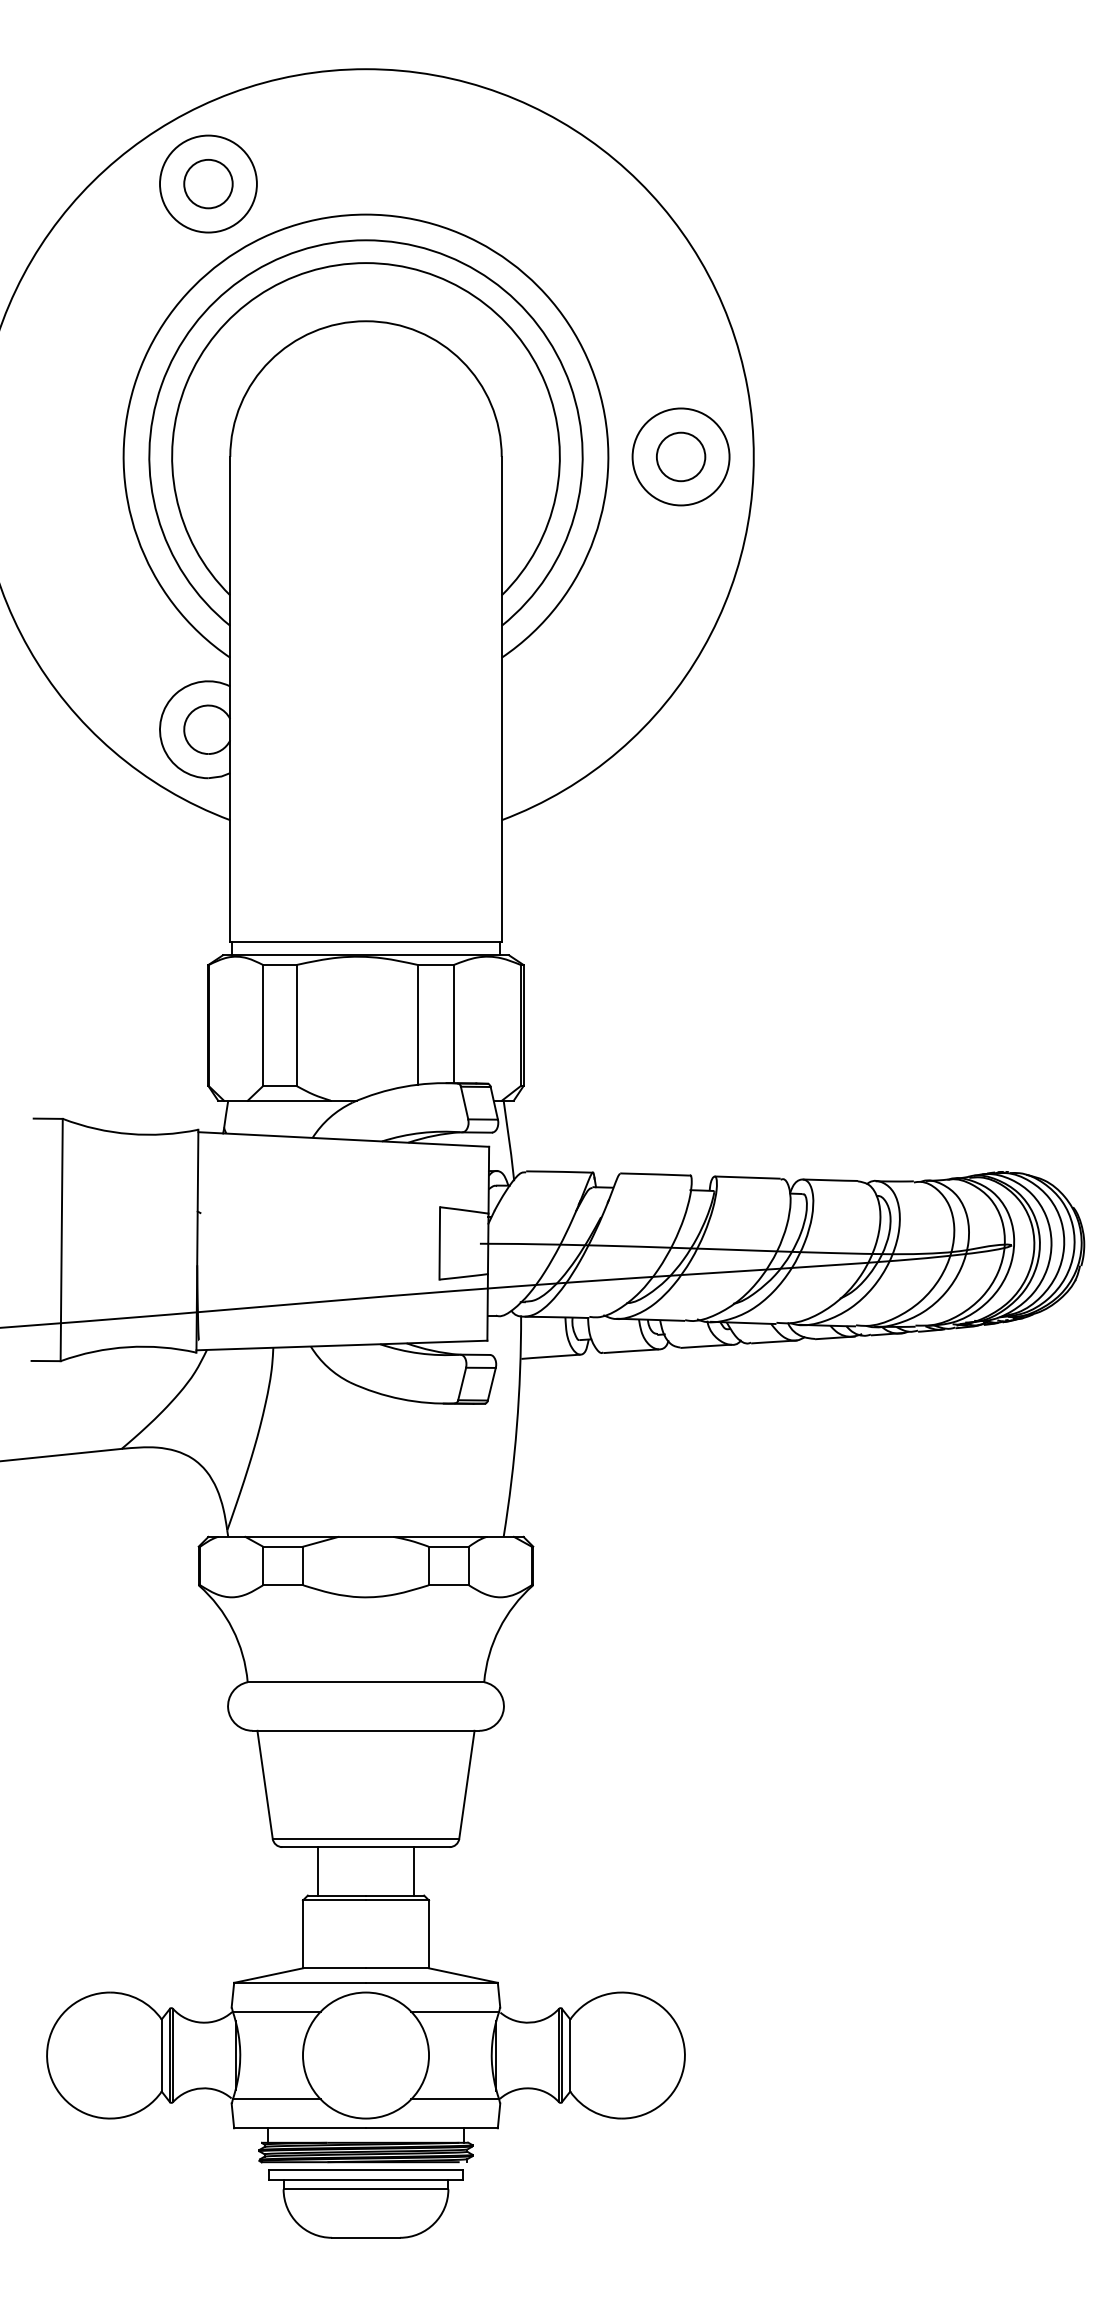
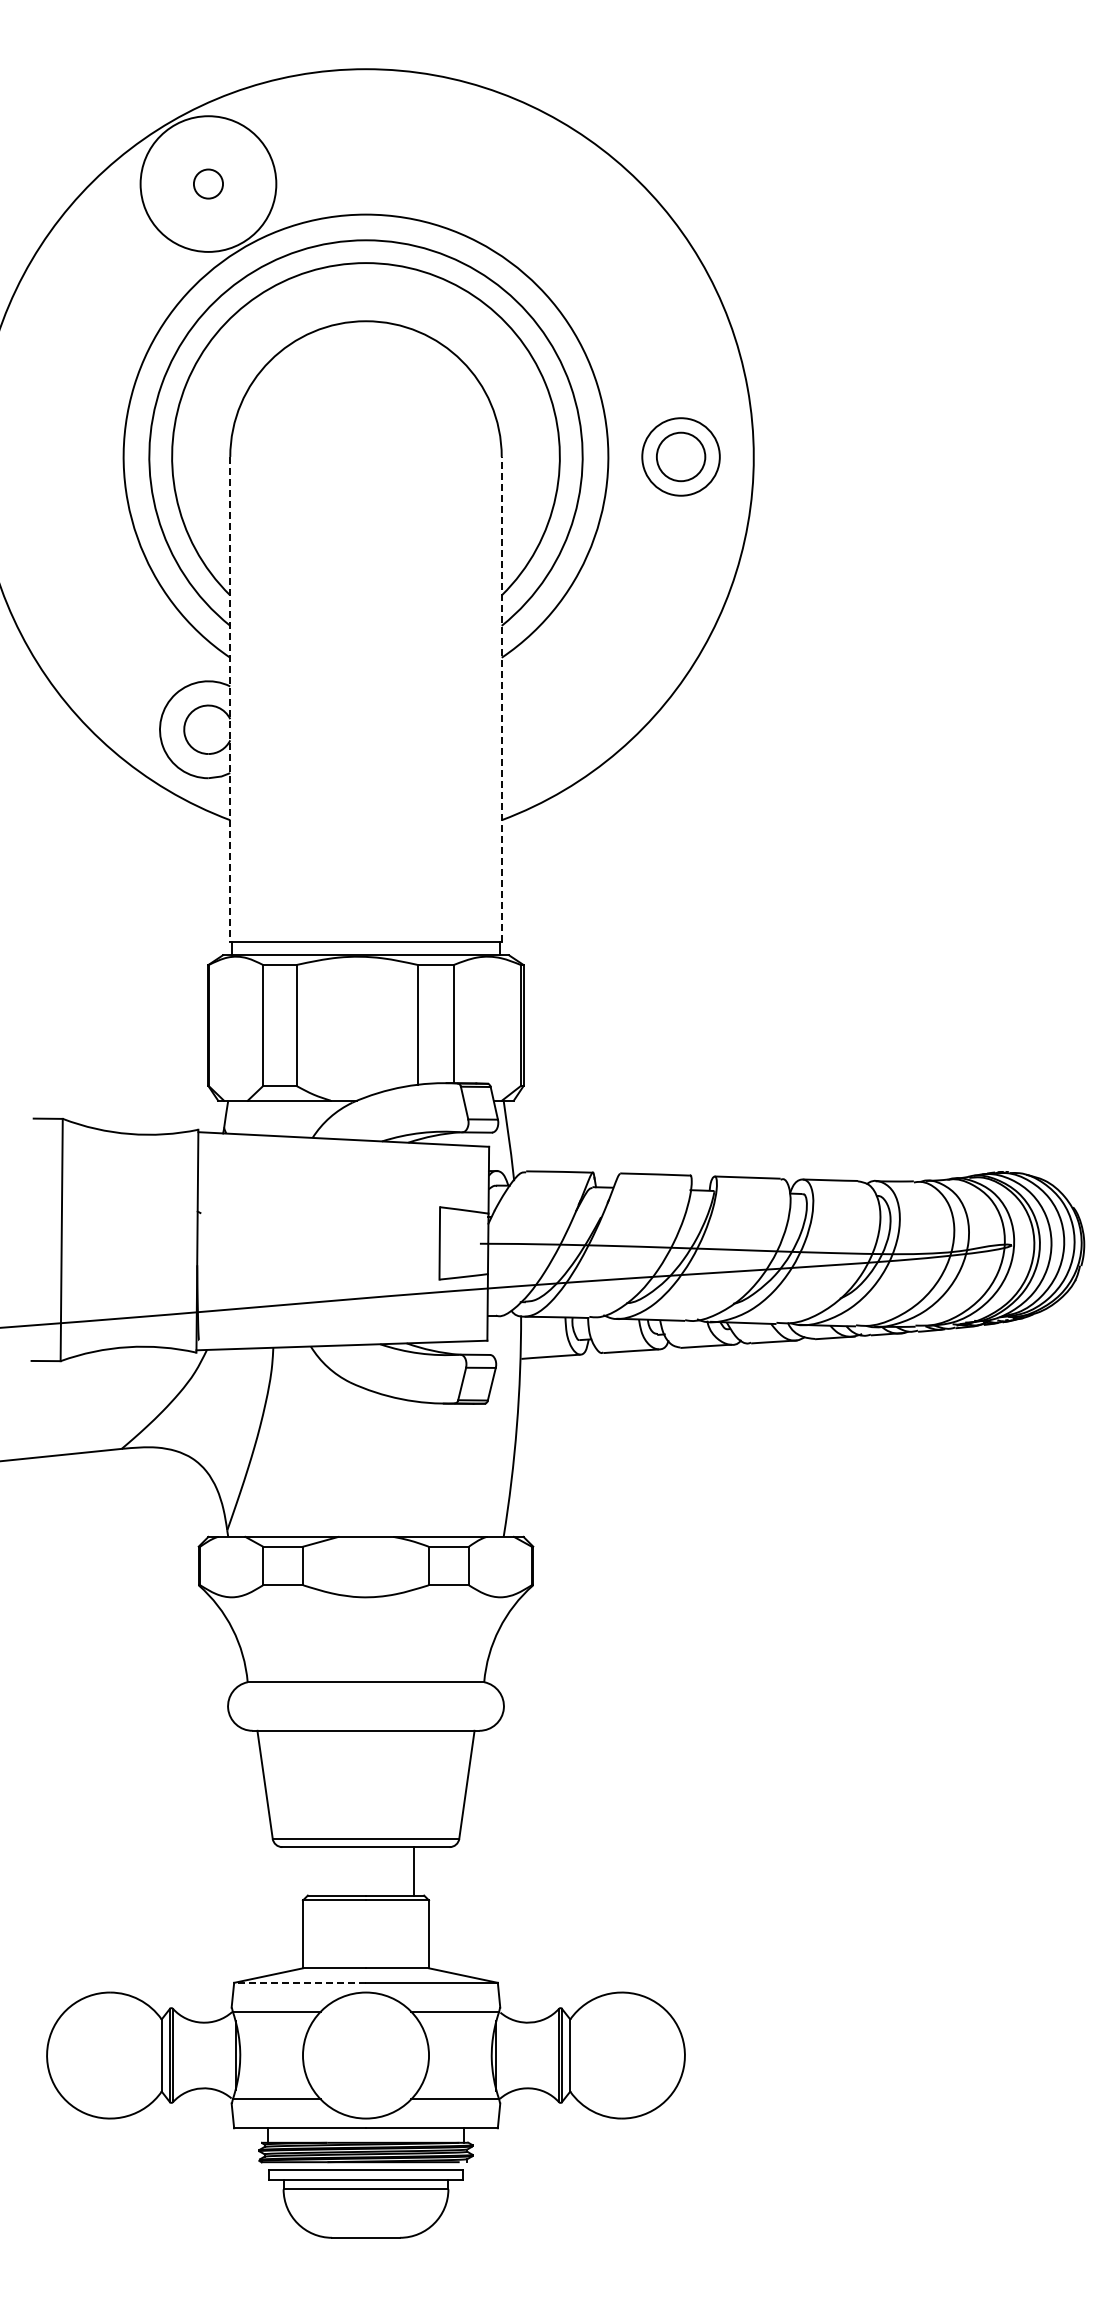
circle diameter: 48 px -> 29 px (208, 183)
circle diameter: 97 px -> 136 px (208, 183)
circle diameter: 97 px -> 78 px (680, 456)
line: solid -> dashed (501, 698)
line: solid -> dashed (230, 699)
line: present -> none (317, 1871)
line: solid -> dashed (300, 1982)
